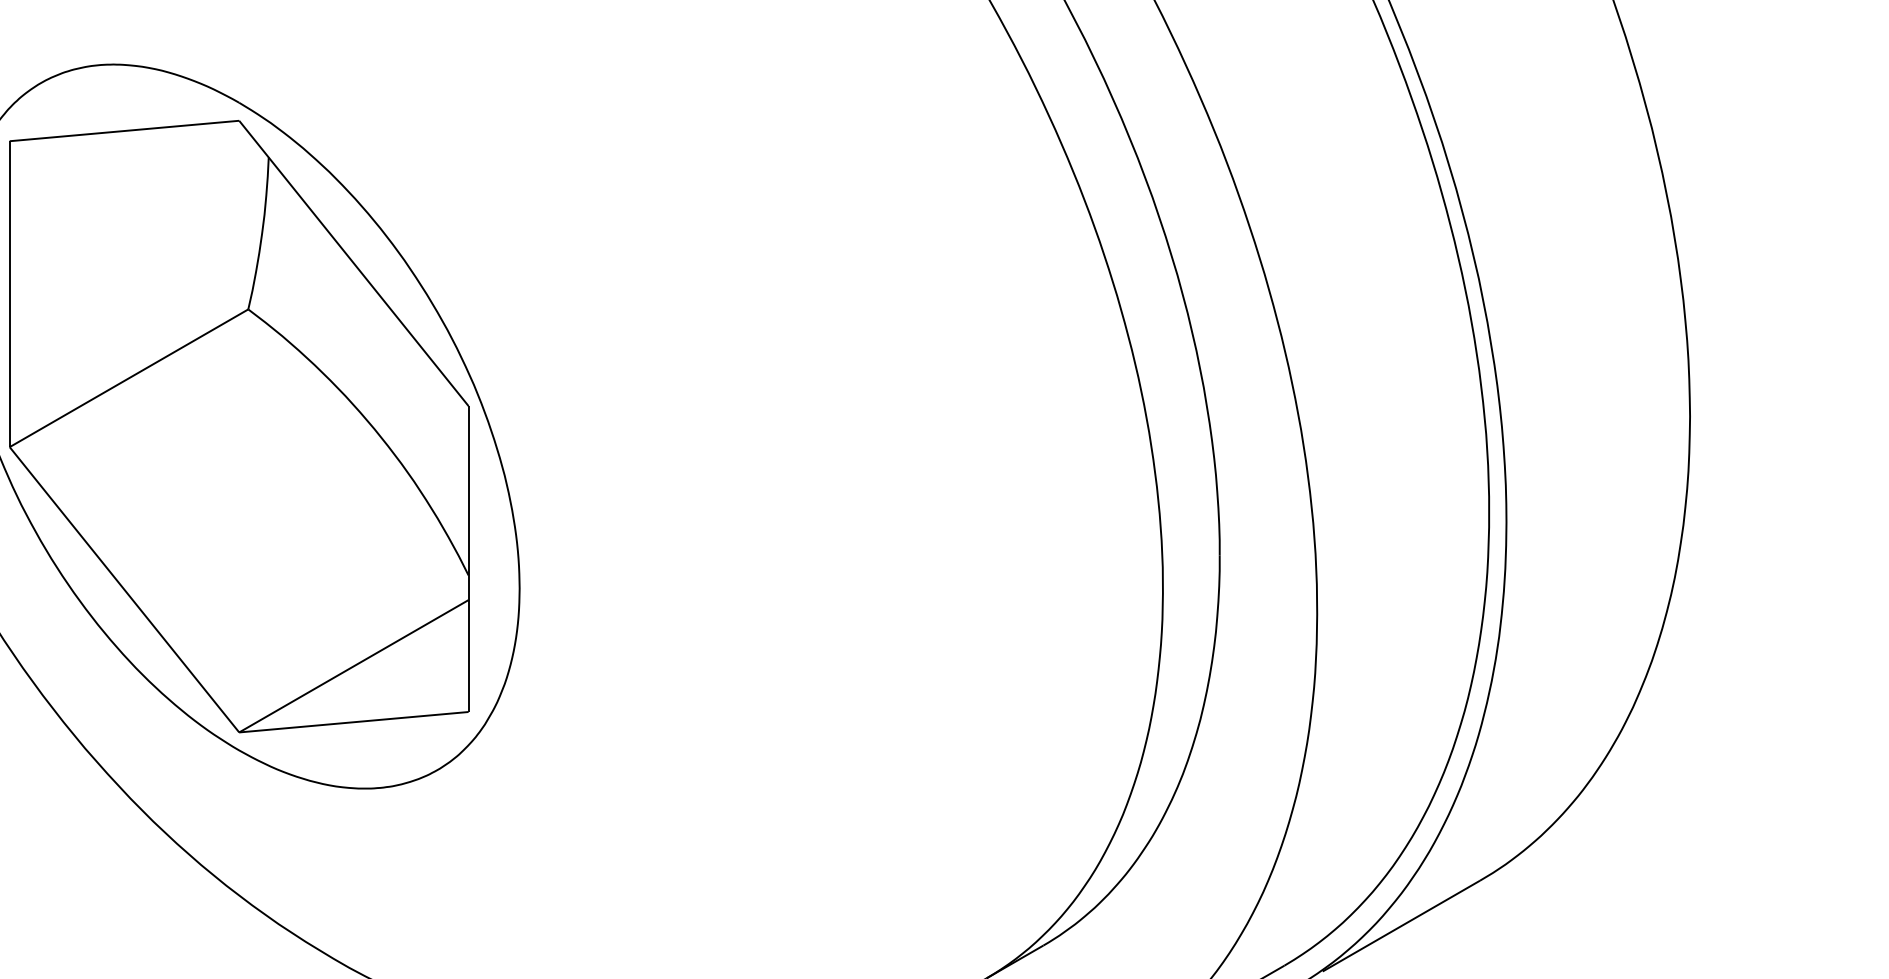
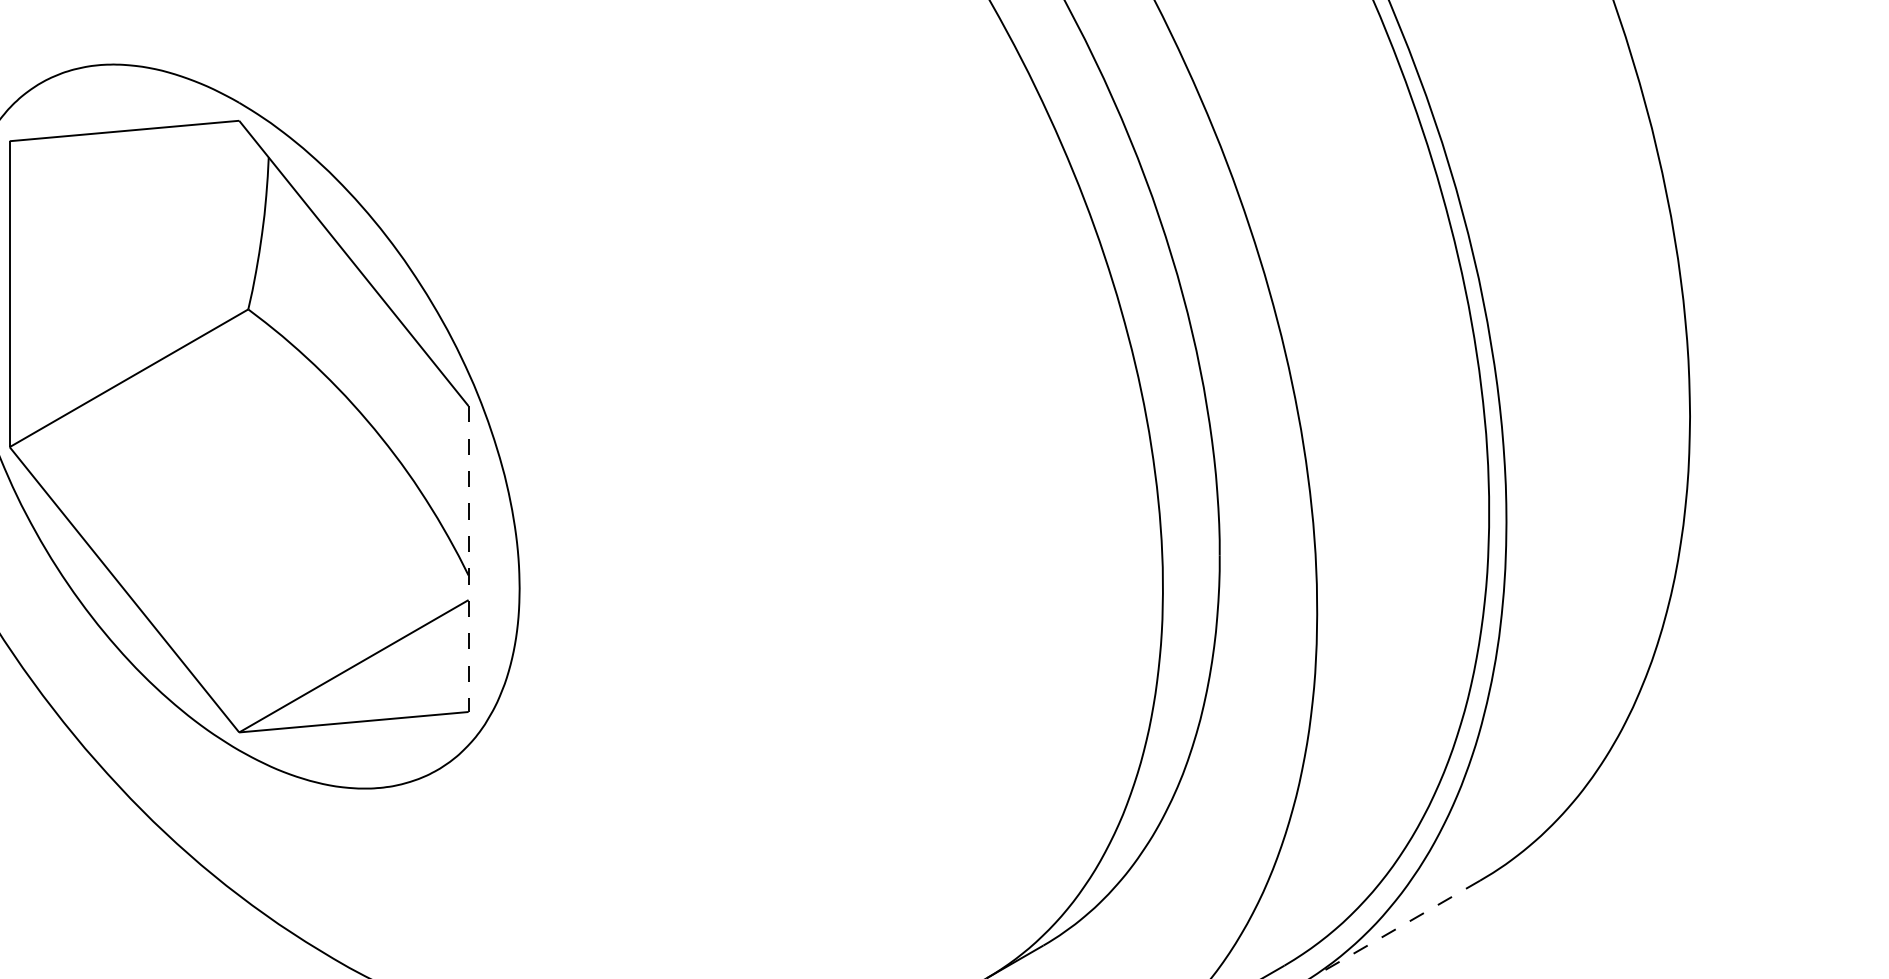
line: solid -> dashed (468, 559)
line: solid -> dashed (1401, 926)
